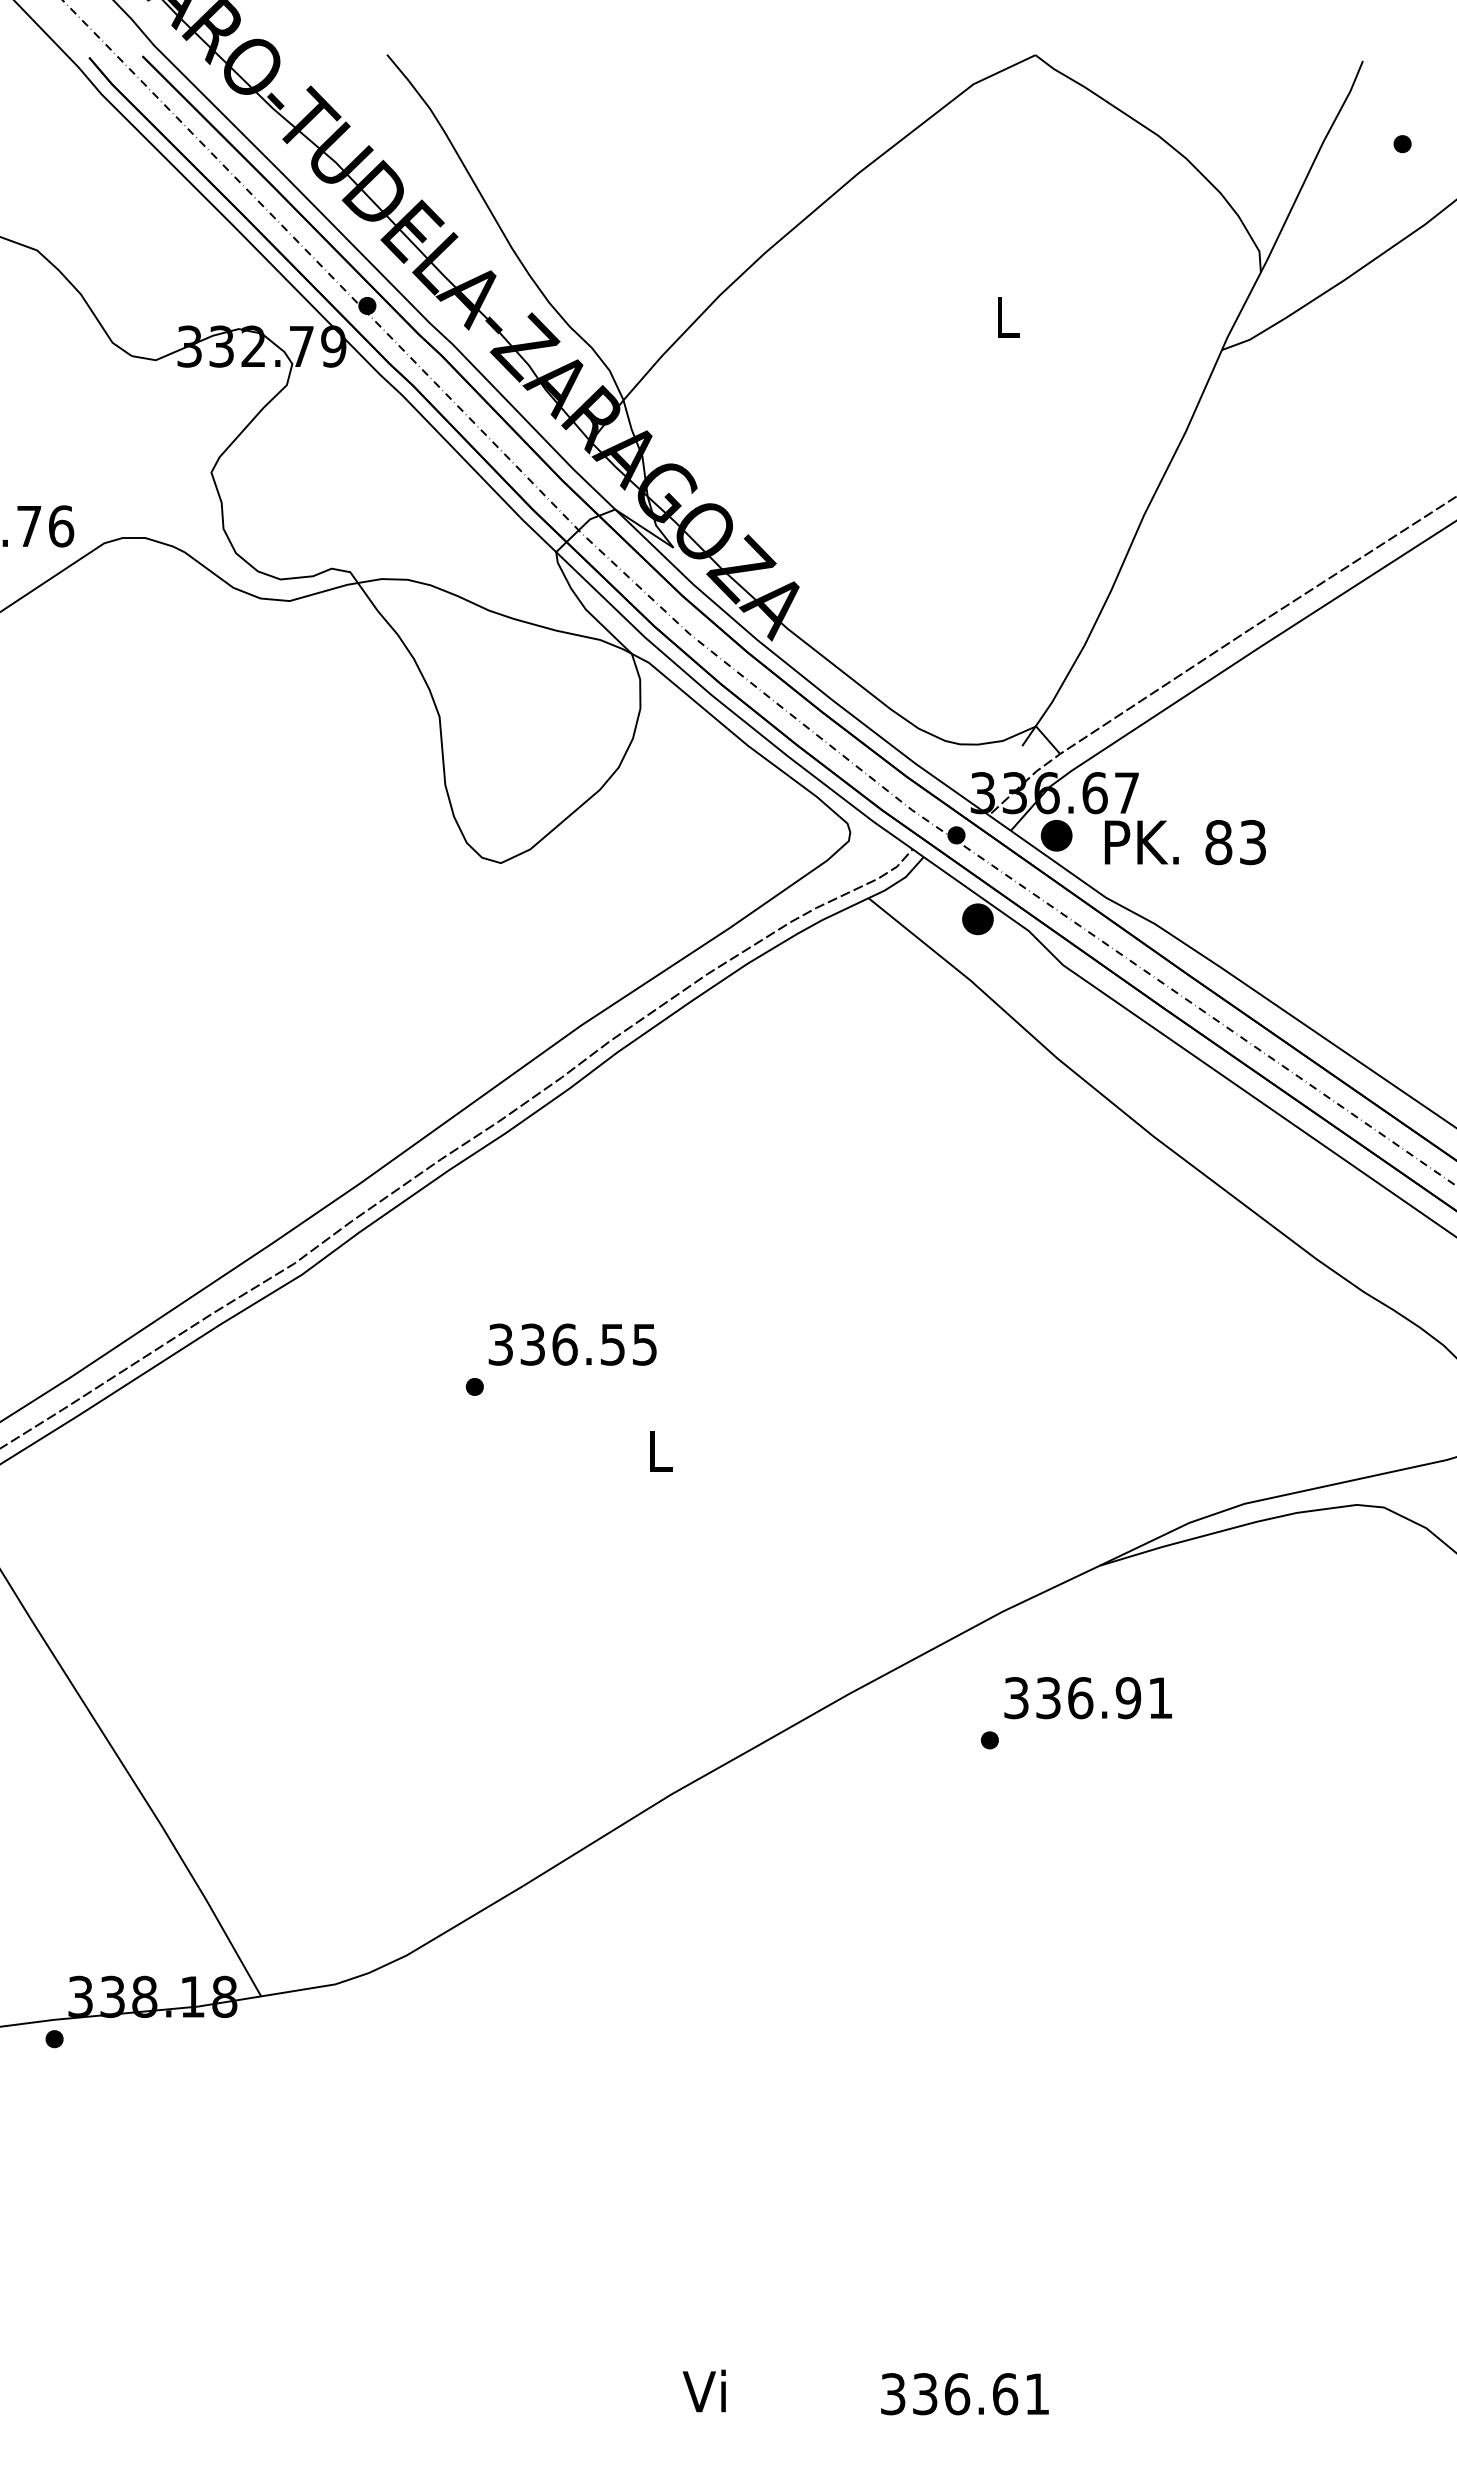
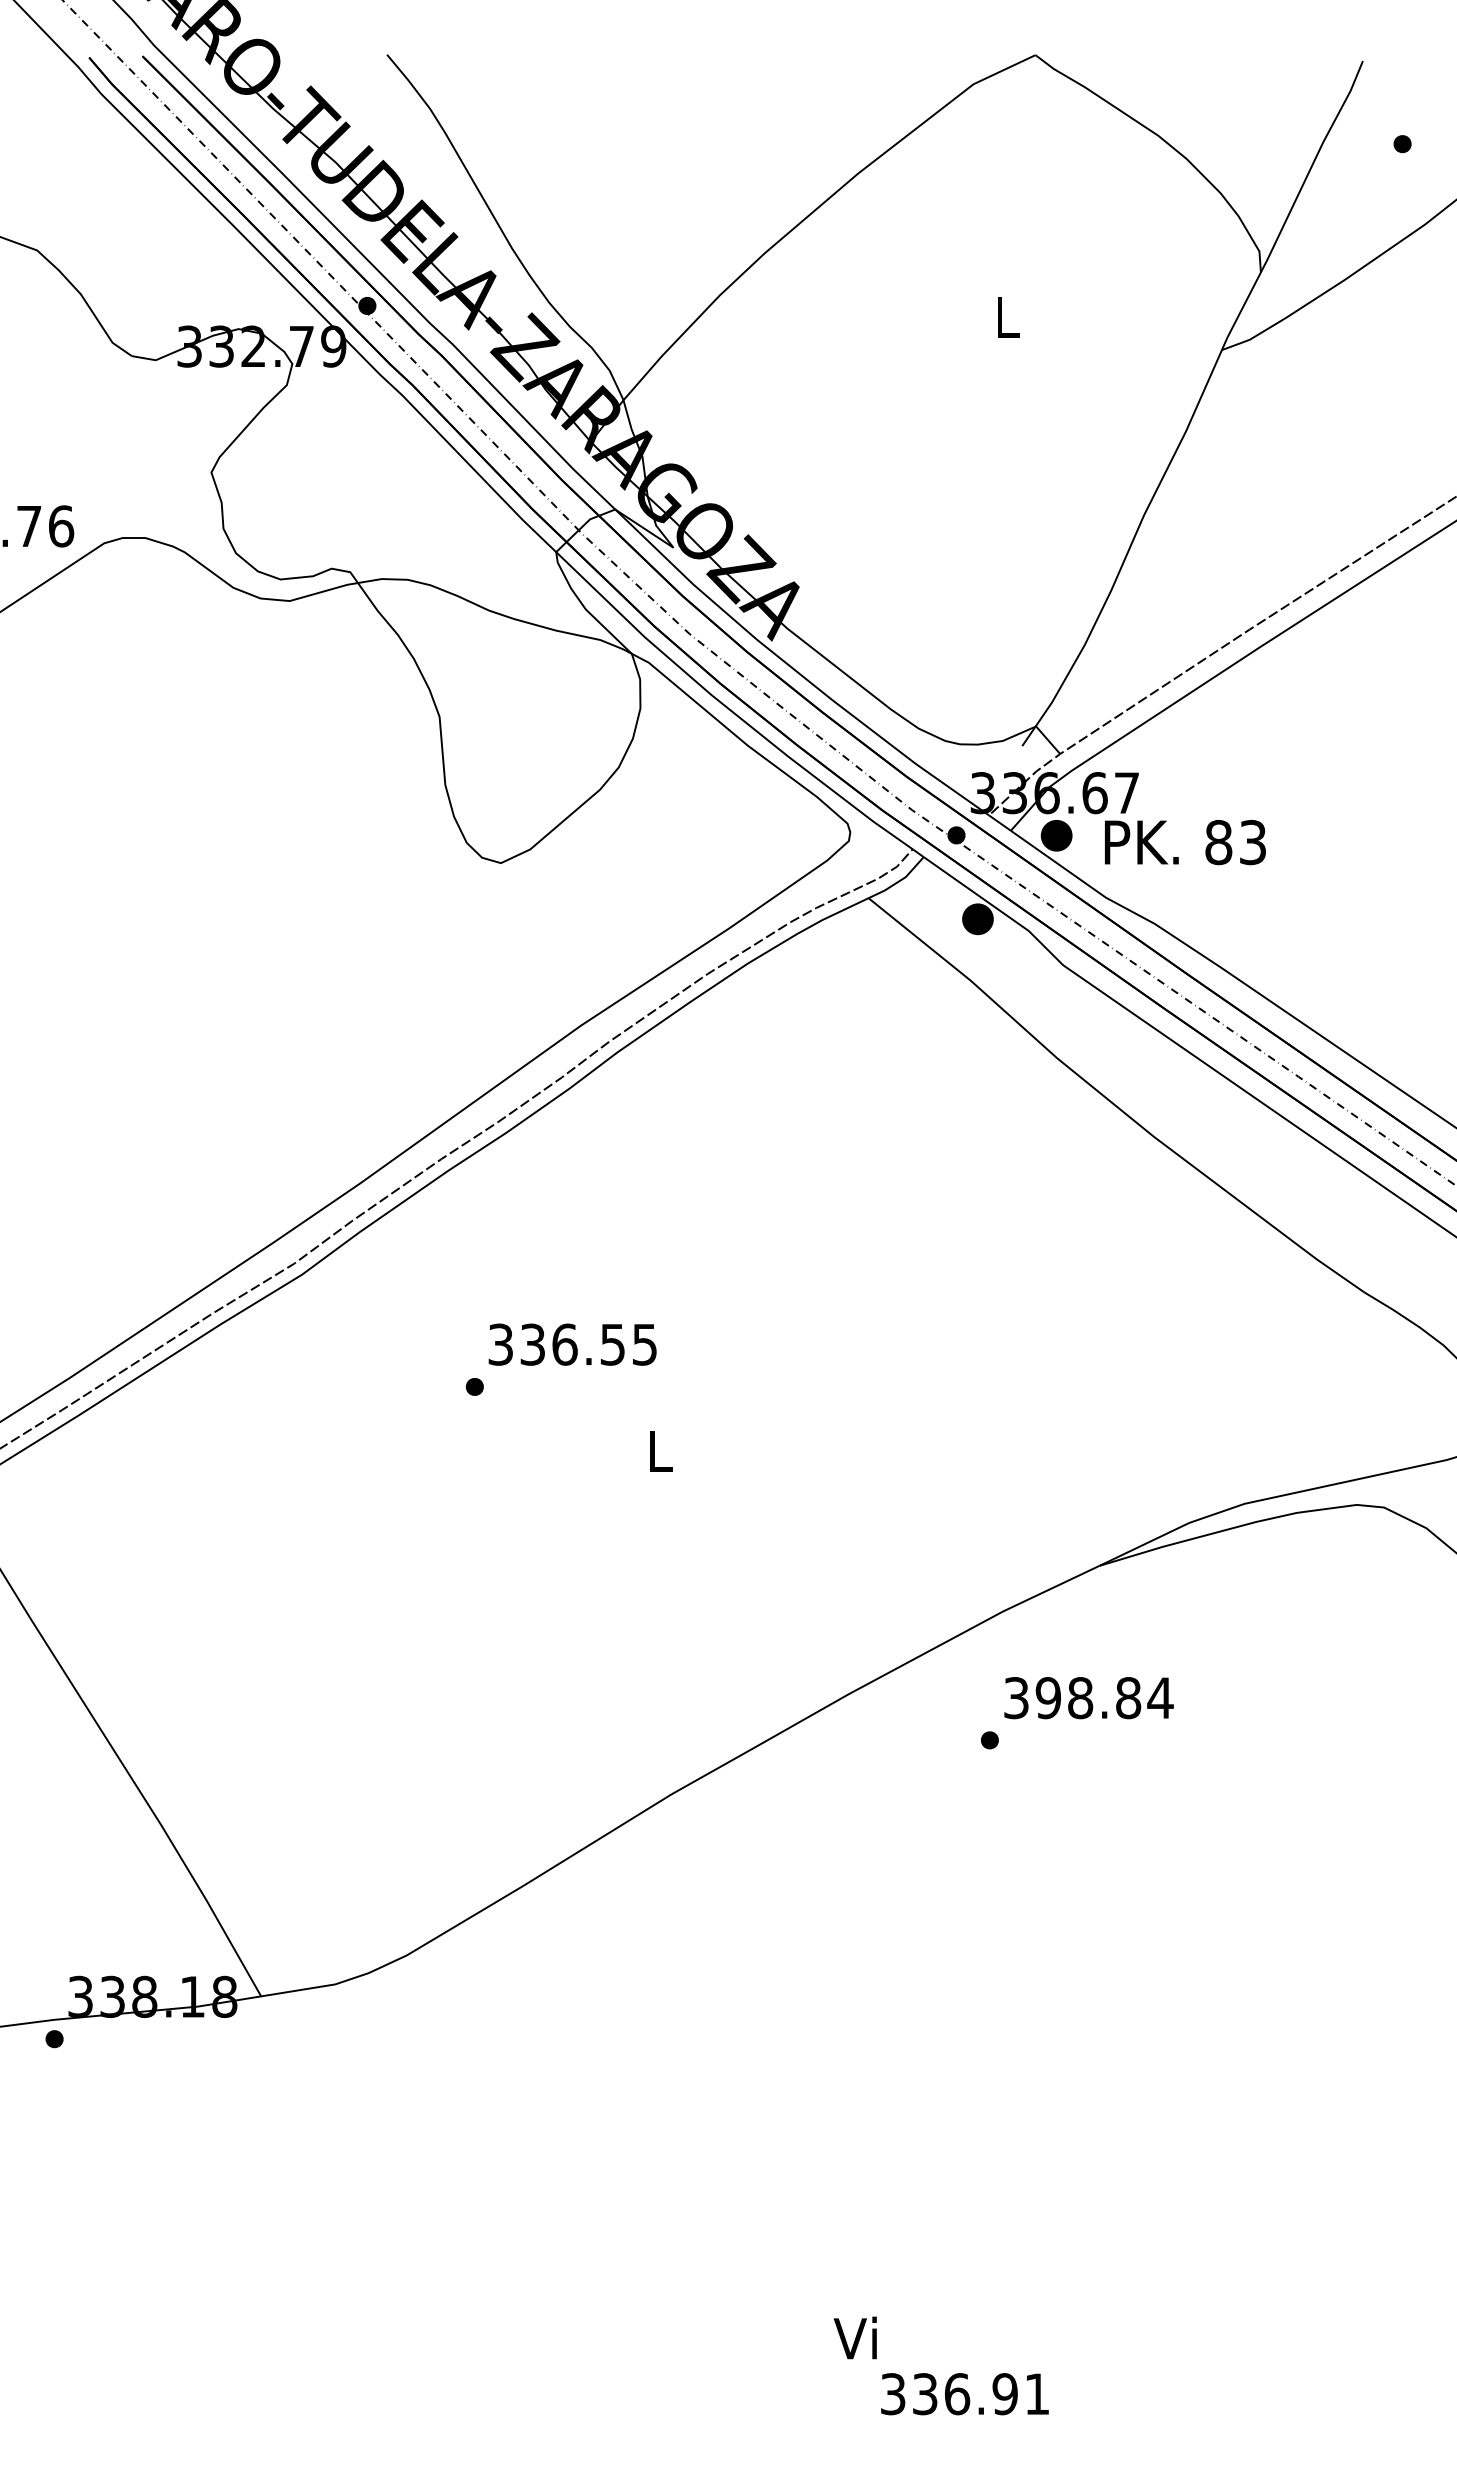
text: 336.91 -> 398.84 (1104, 1698)
text position: (703, 2390) -> (854, 2337) (854, 2337)
text: 336.61 -> 336.91 (1005, 2394)
